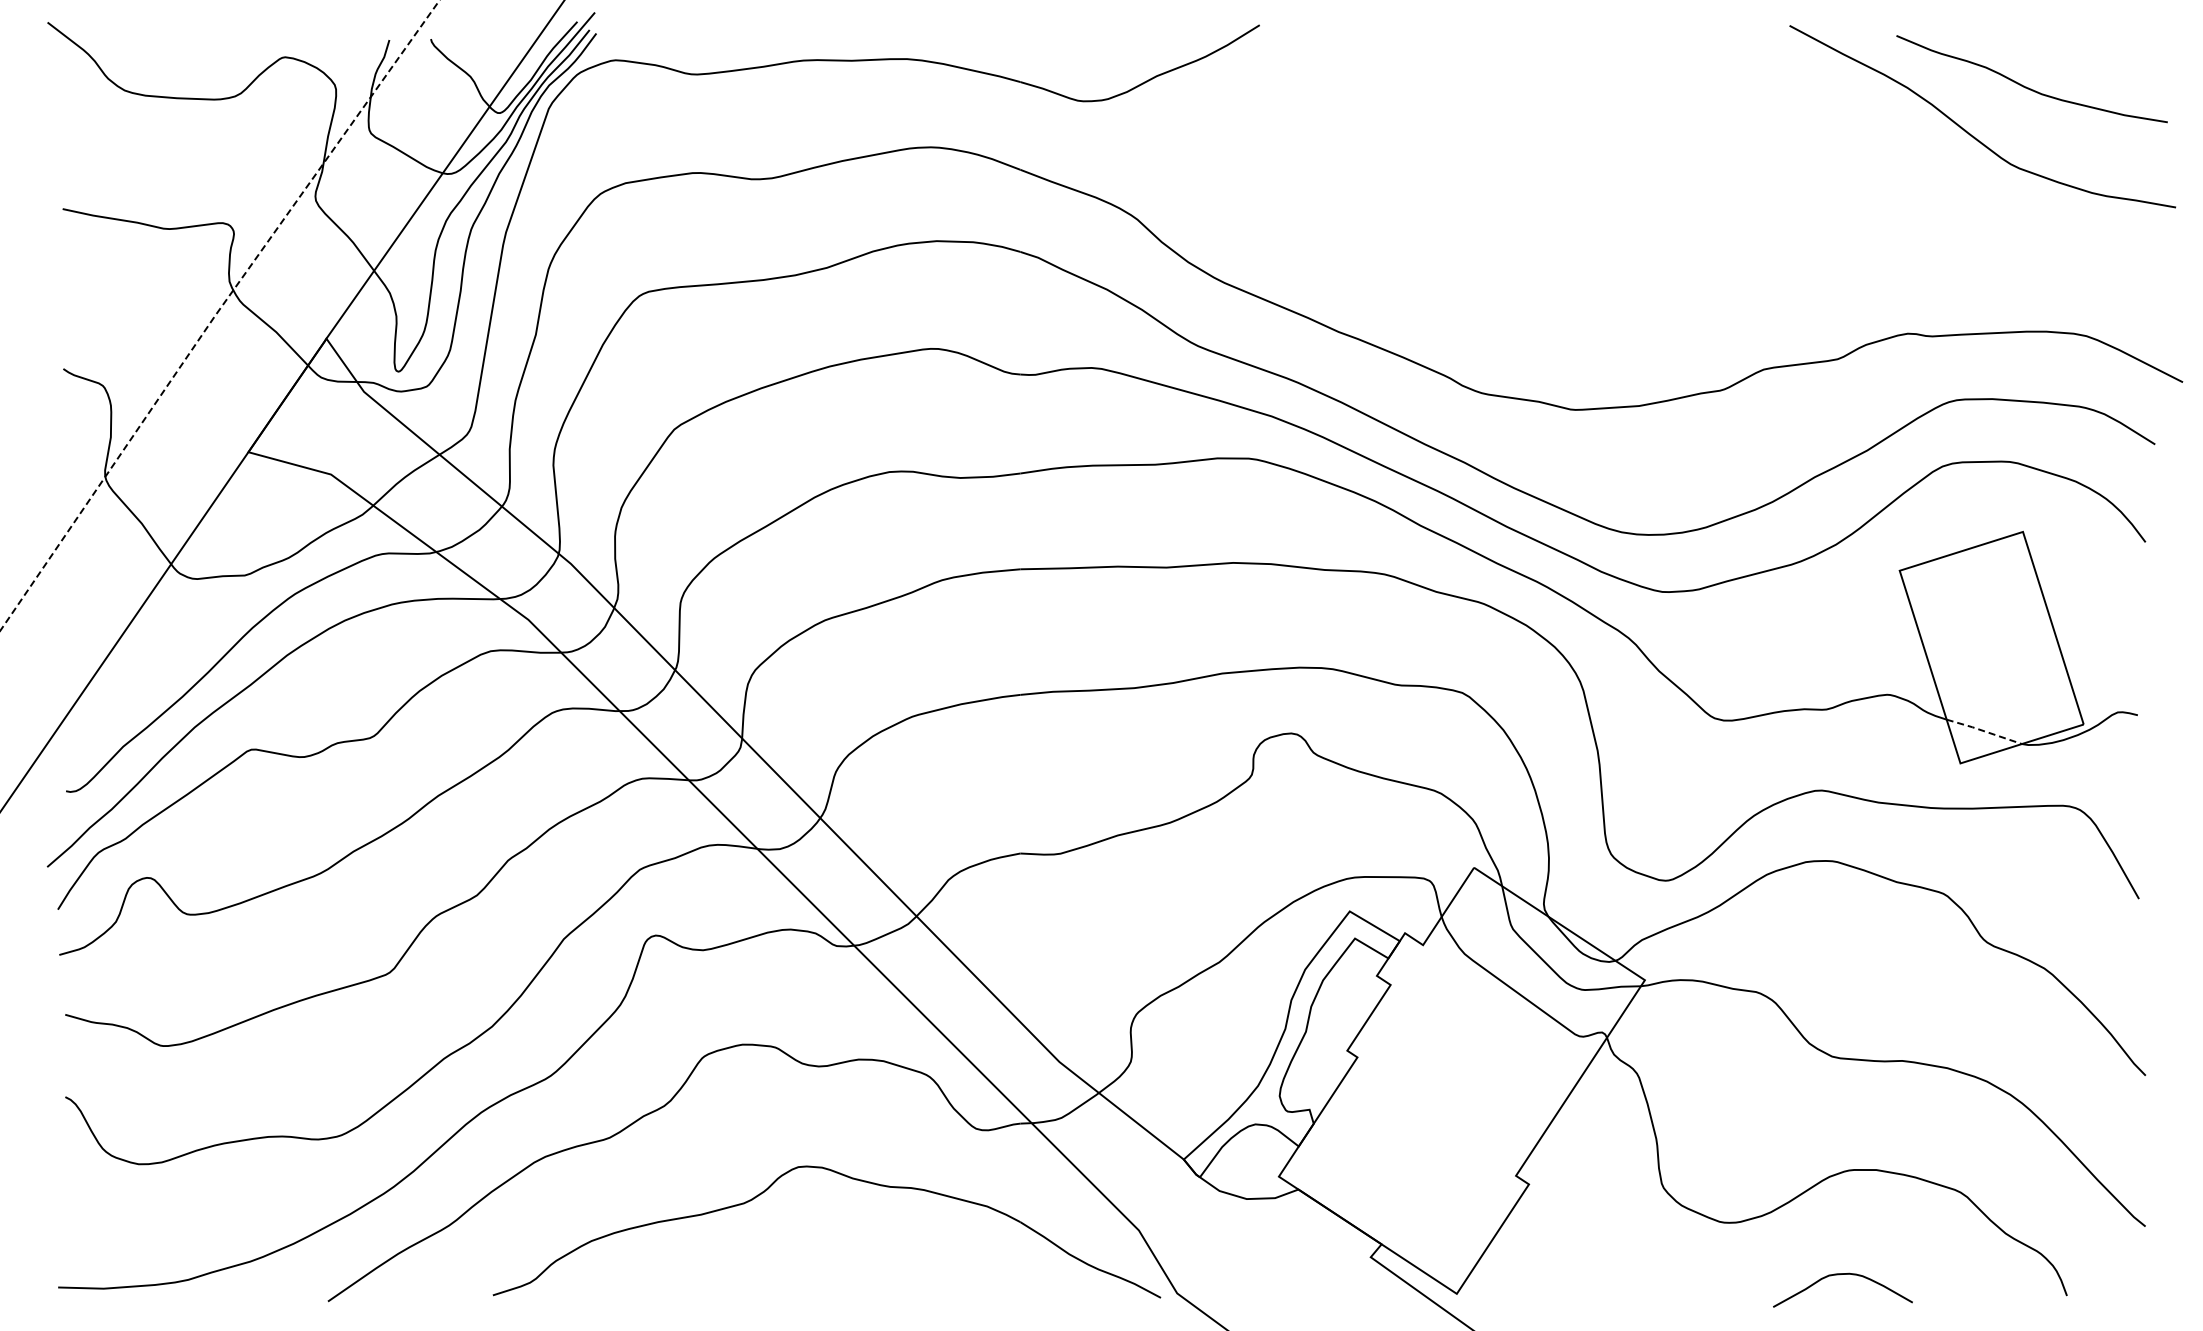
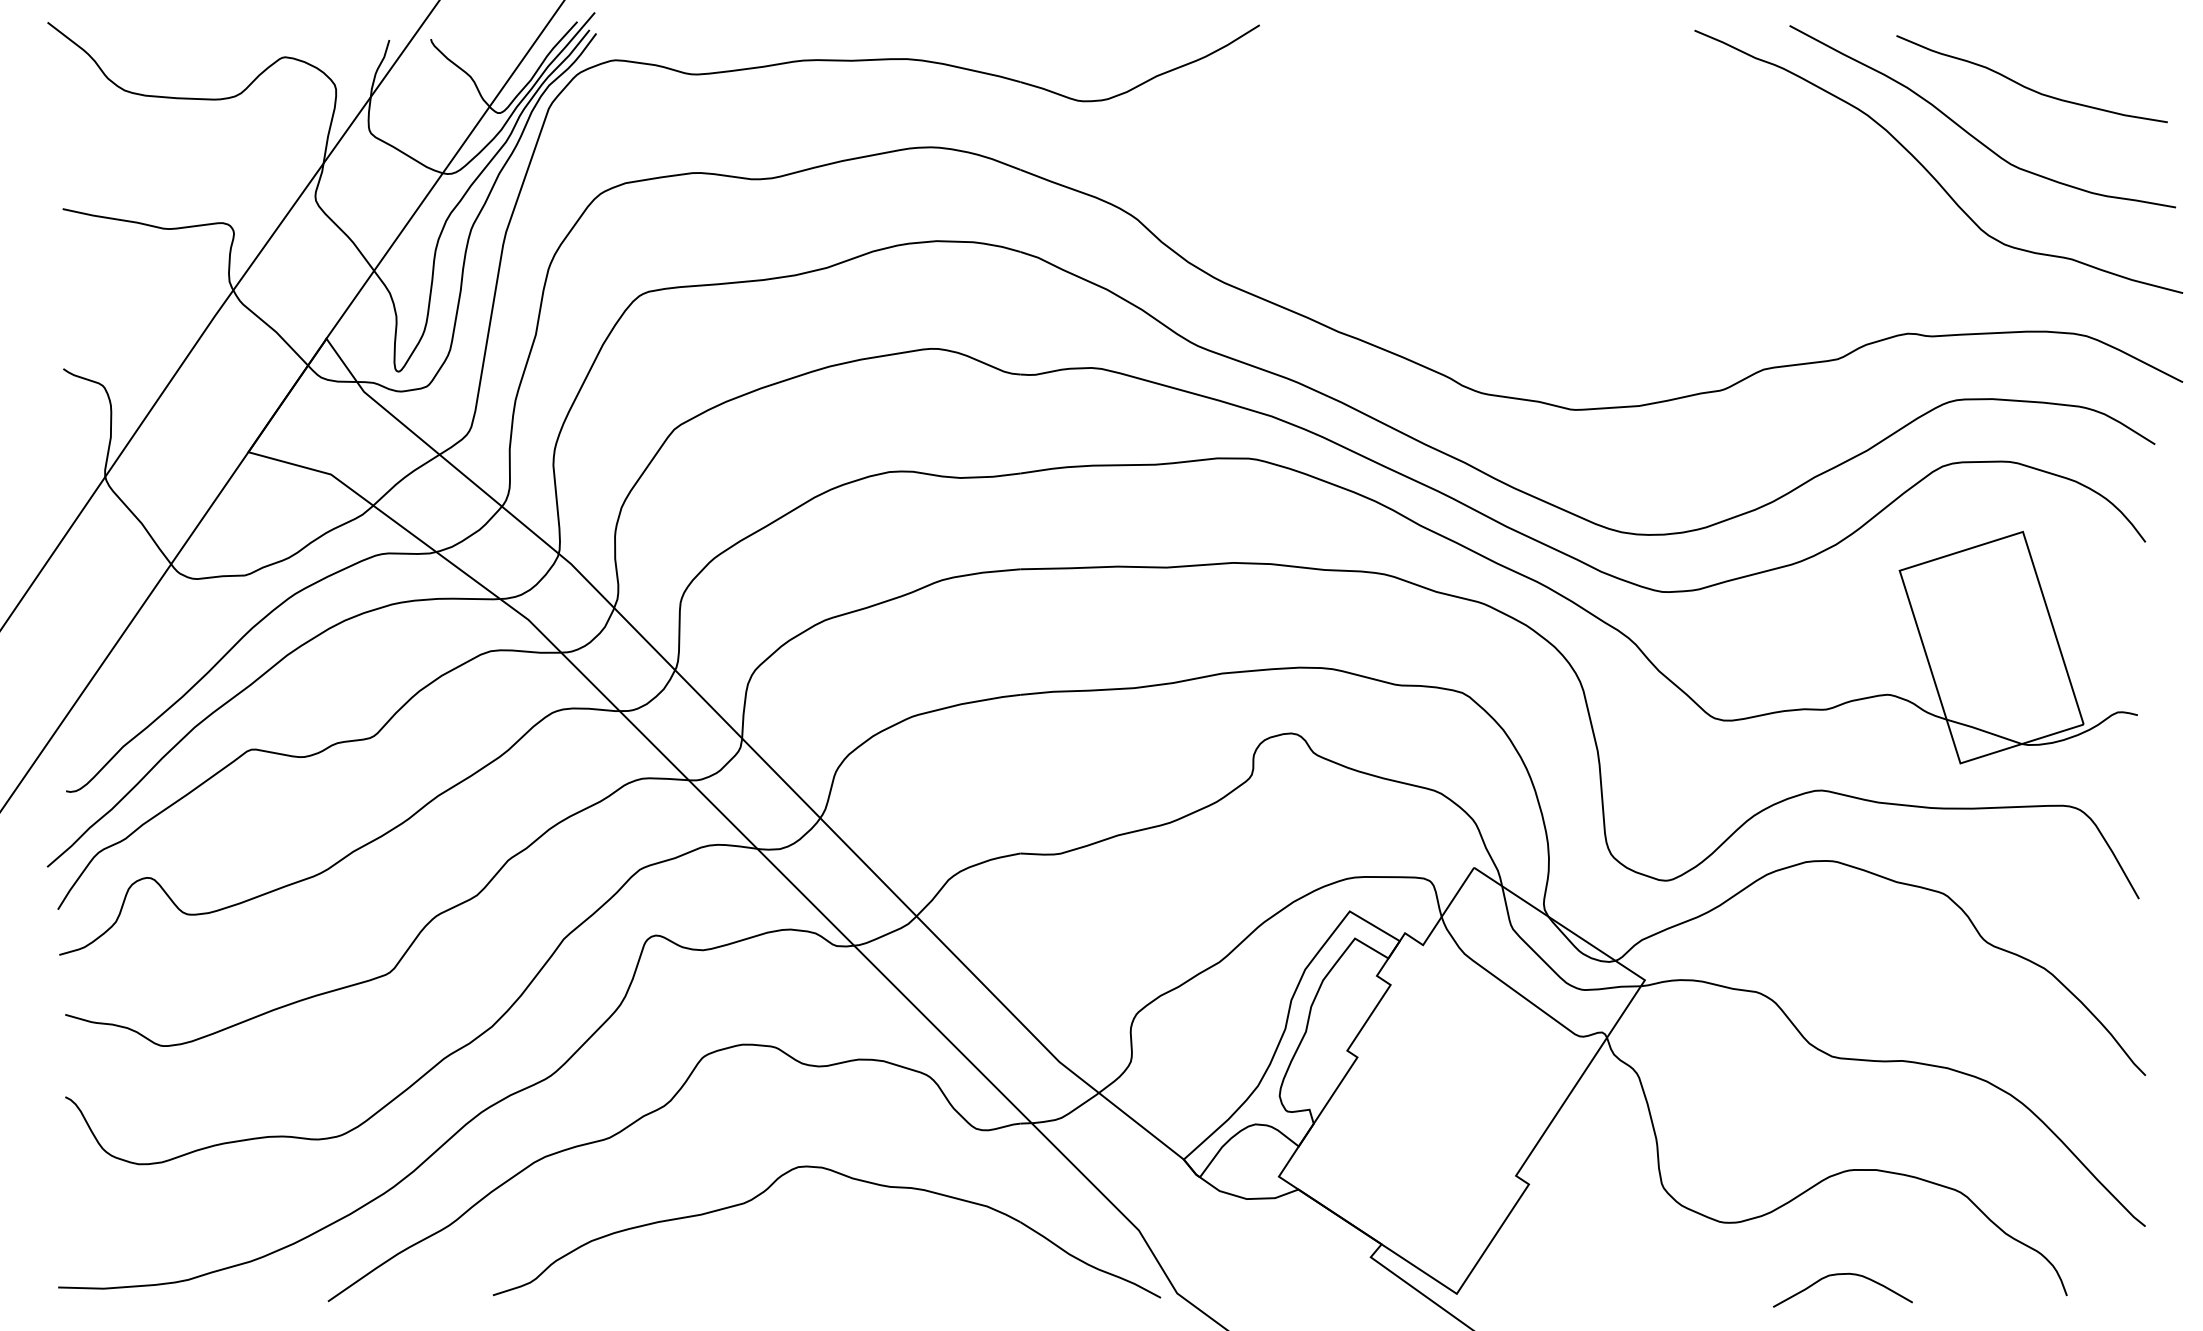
curve: none -> present (1928, 170)
line: dashed -> solid (216, 313)
line: dashed -> solid (1984, 731)
